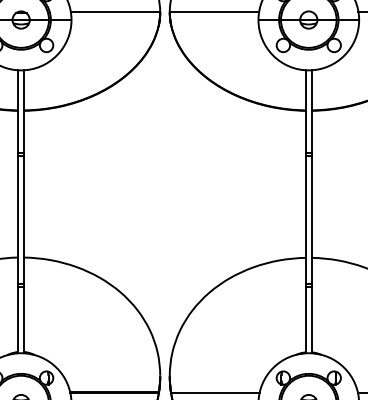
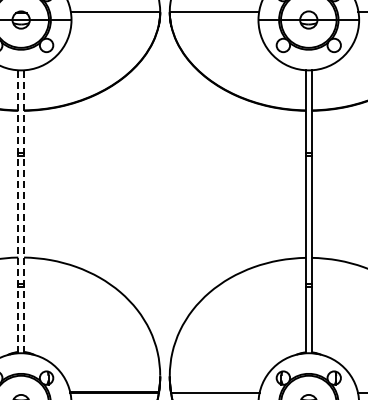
line: solid -> dashed (18, 211)
line: solid -> dashed (24, 211)
